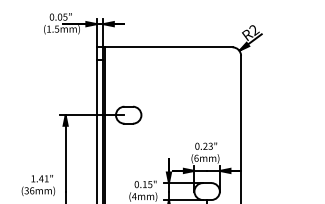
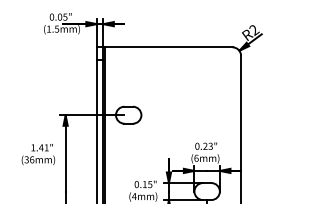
text position: (38, 185) -> (38, 154) (38, 154)
